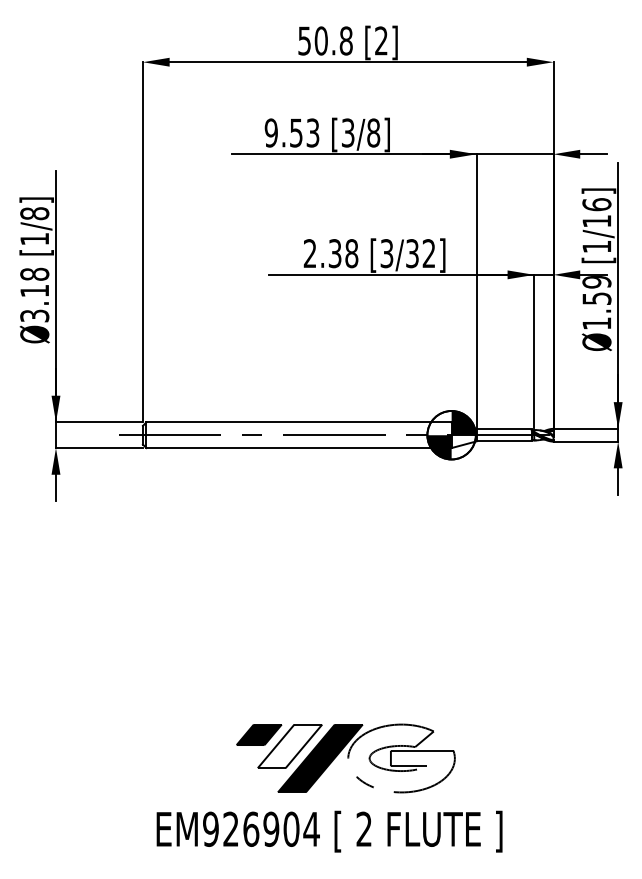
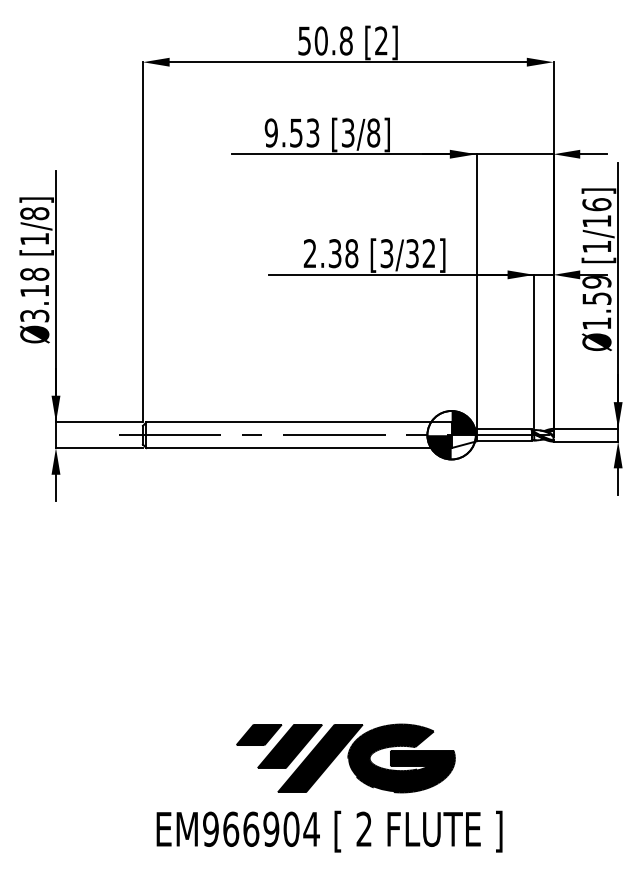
fill: none -> present (289, 746)
fill: none -> present (401, 758)
text: EM926904 -> EM966904 (231, 828)
